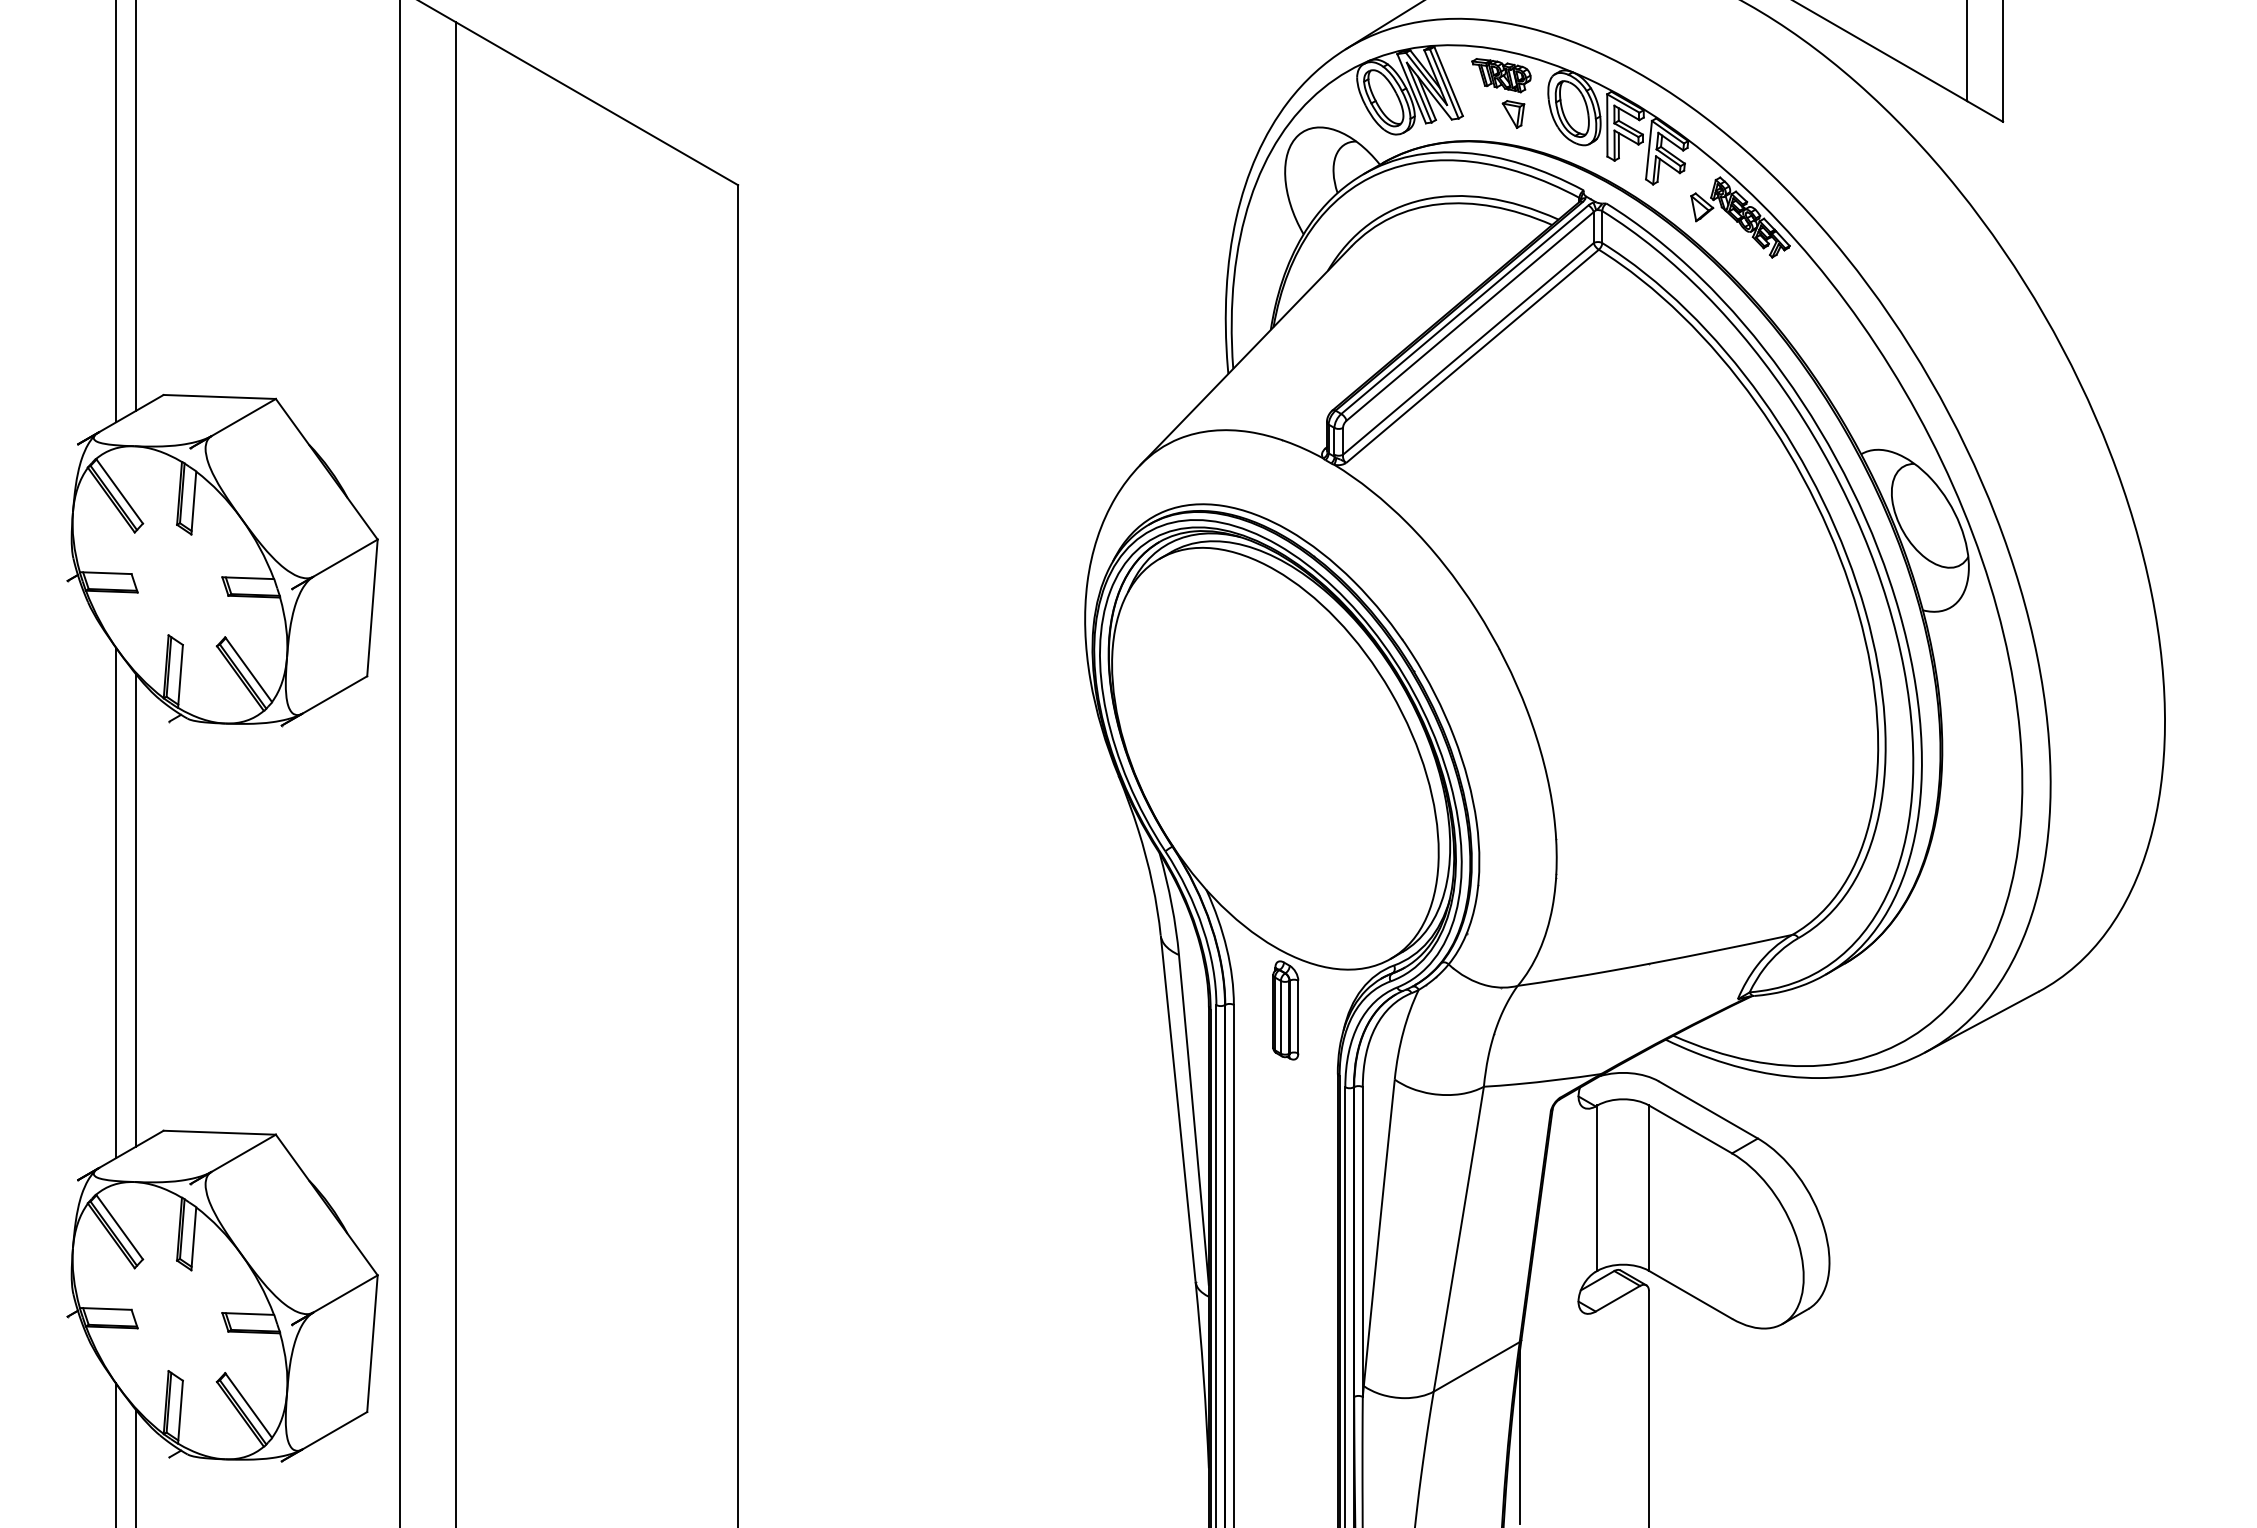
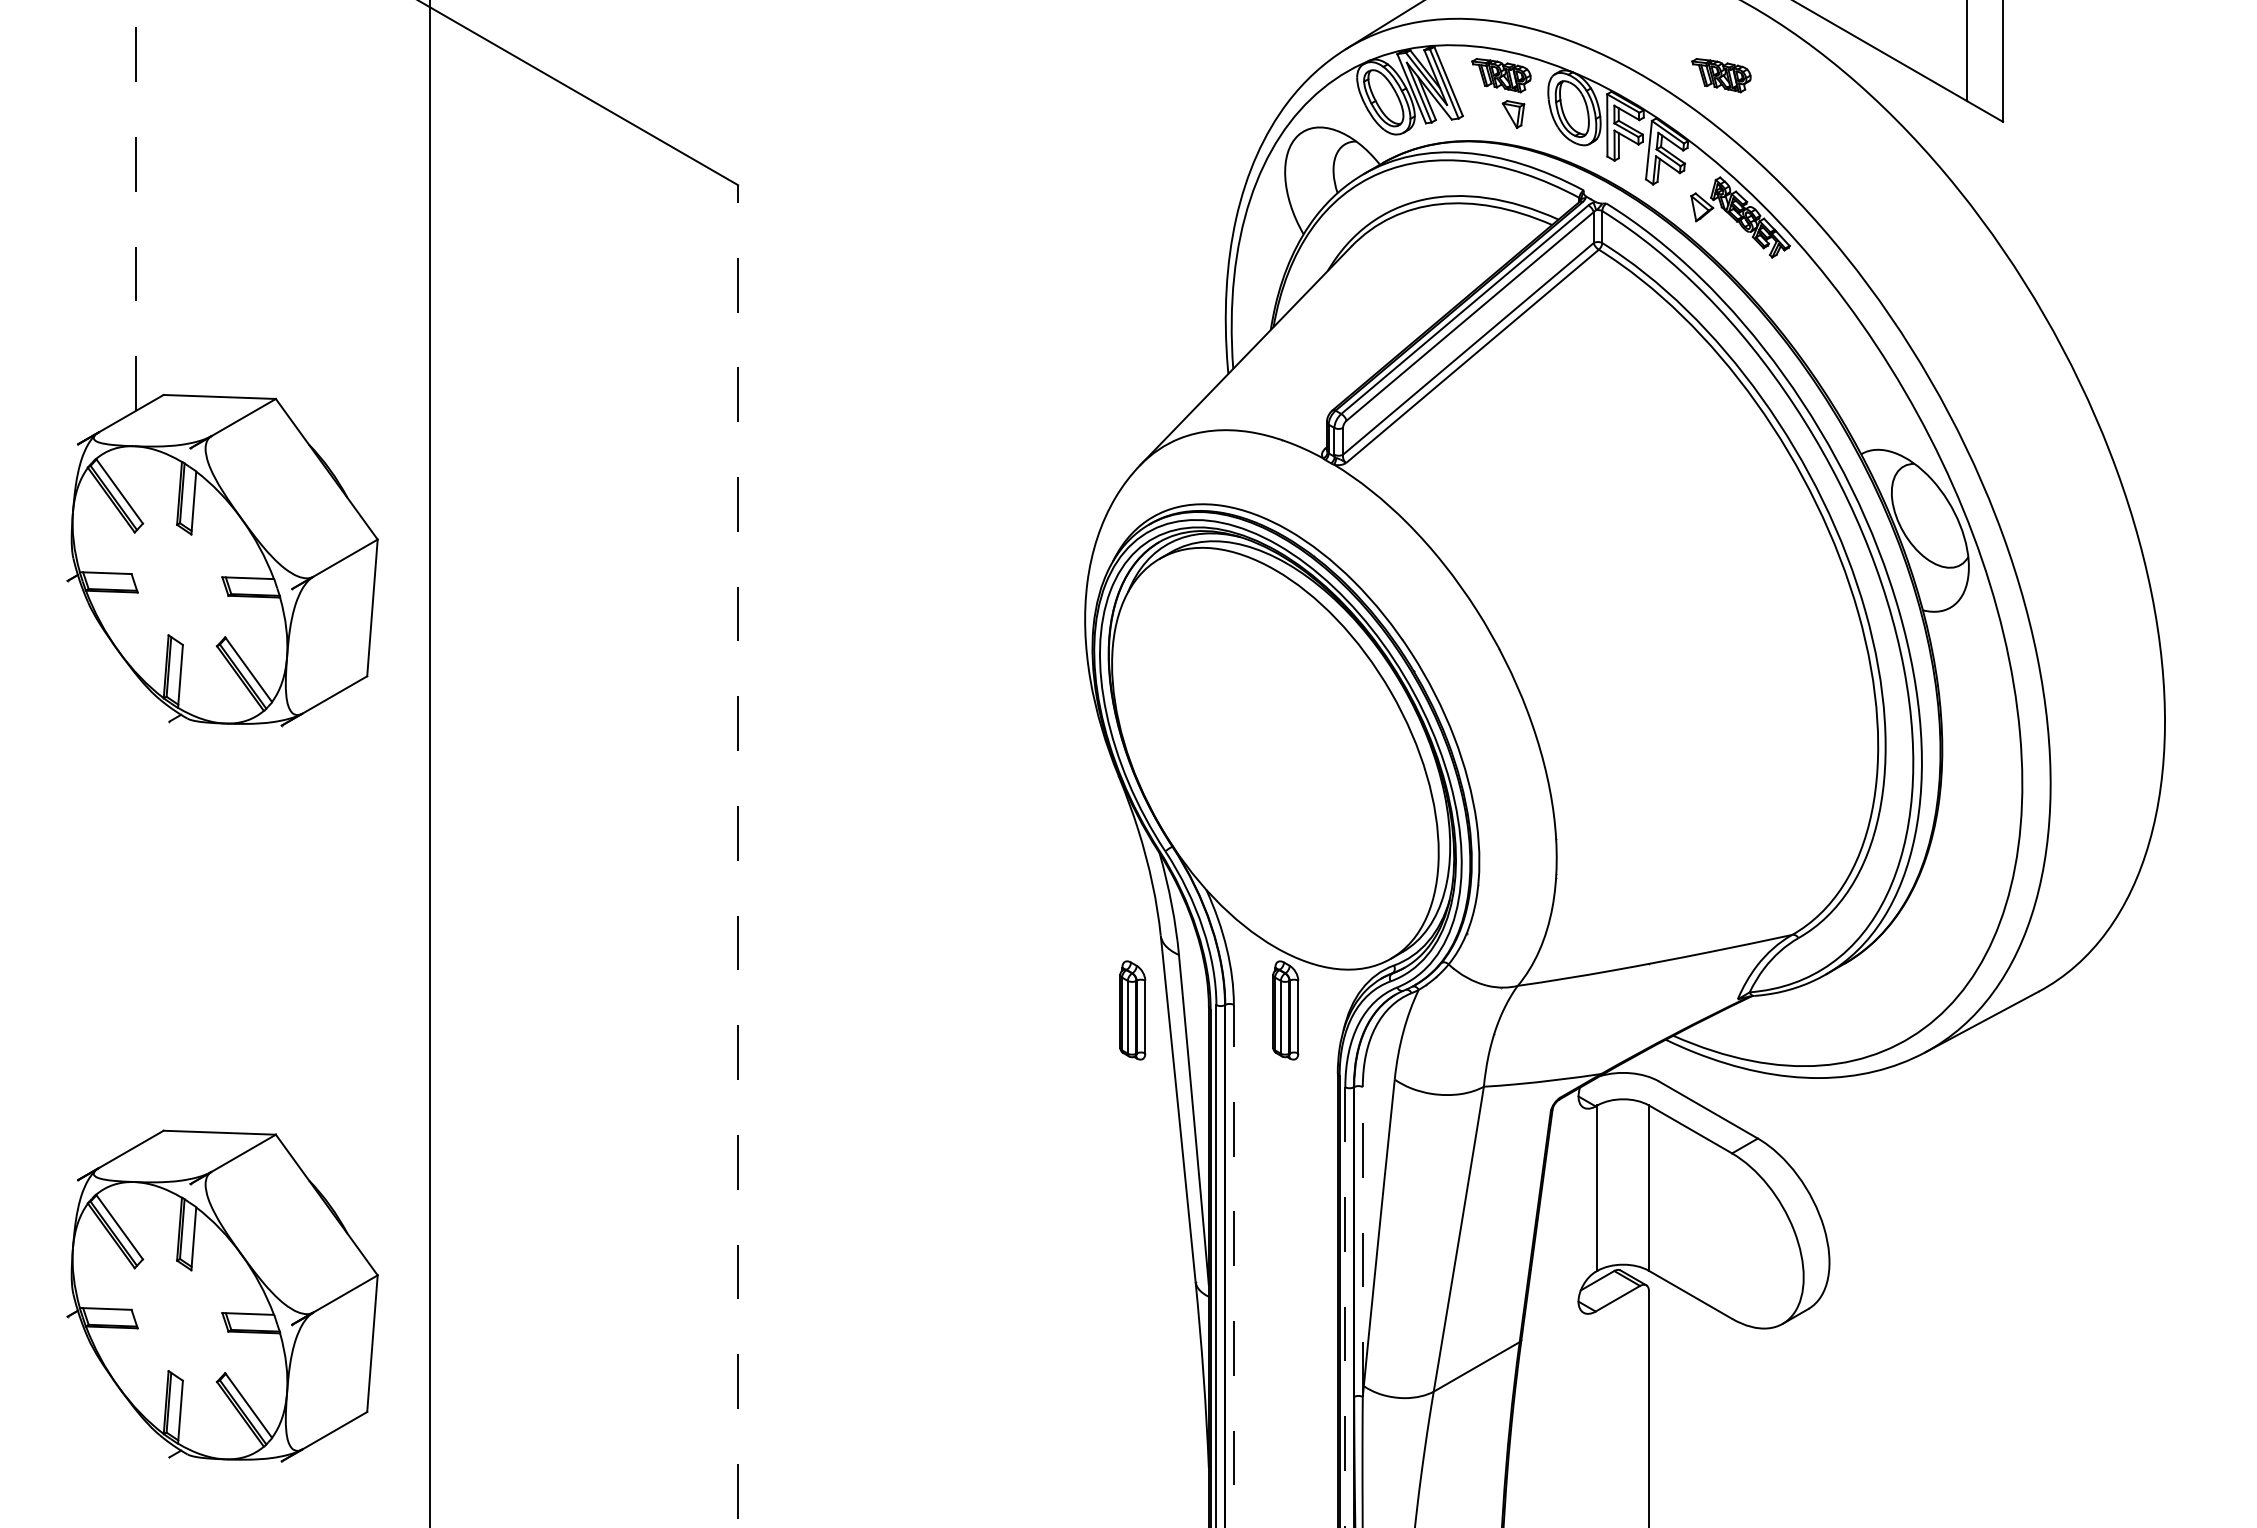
part: none -> present (1721, 75)
line: solid -> dashed (135, 205)
line: present -> none (116, 212)
line position: (399, 763) -> (429, 763) (429, 763)
line: present -> none (456, 773)
line: solid -> dashed (738, 856)
line: present -> none (116, 902)
line: present -> none (135, 909)
part: none -> present (1132, 1010)
line: solid -> dashed (1362, 1242)
line: solid -> dashed (1233, 1265)
line: solid -> dashed (1345, 1307)
line: present -> none (1520, 1436)
line: present -> none (116, 1453)
line: present -> none (135, 1466)
